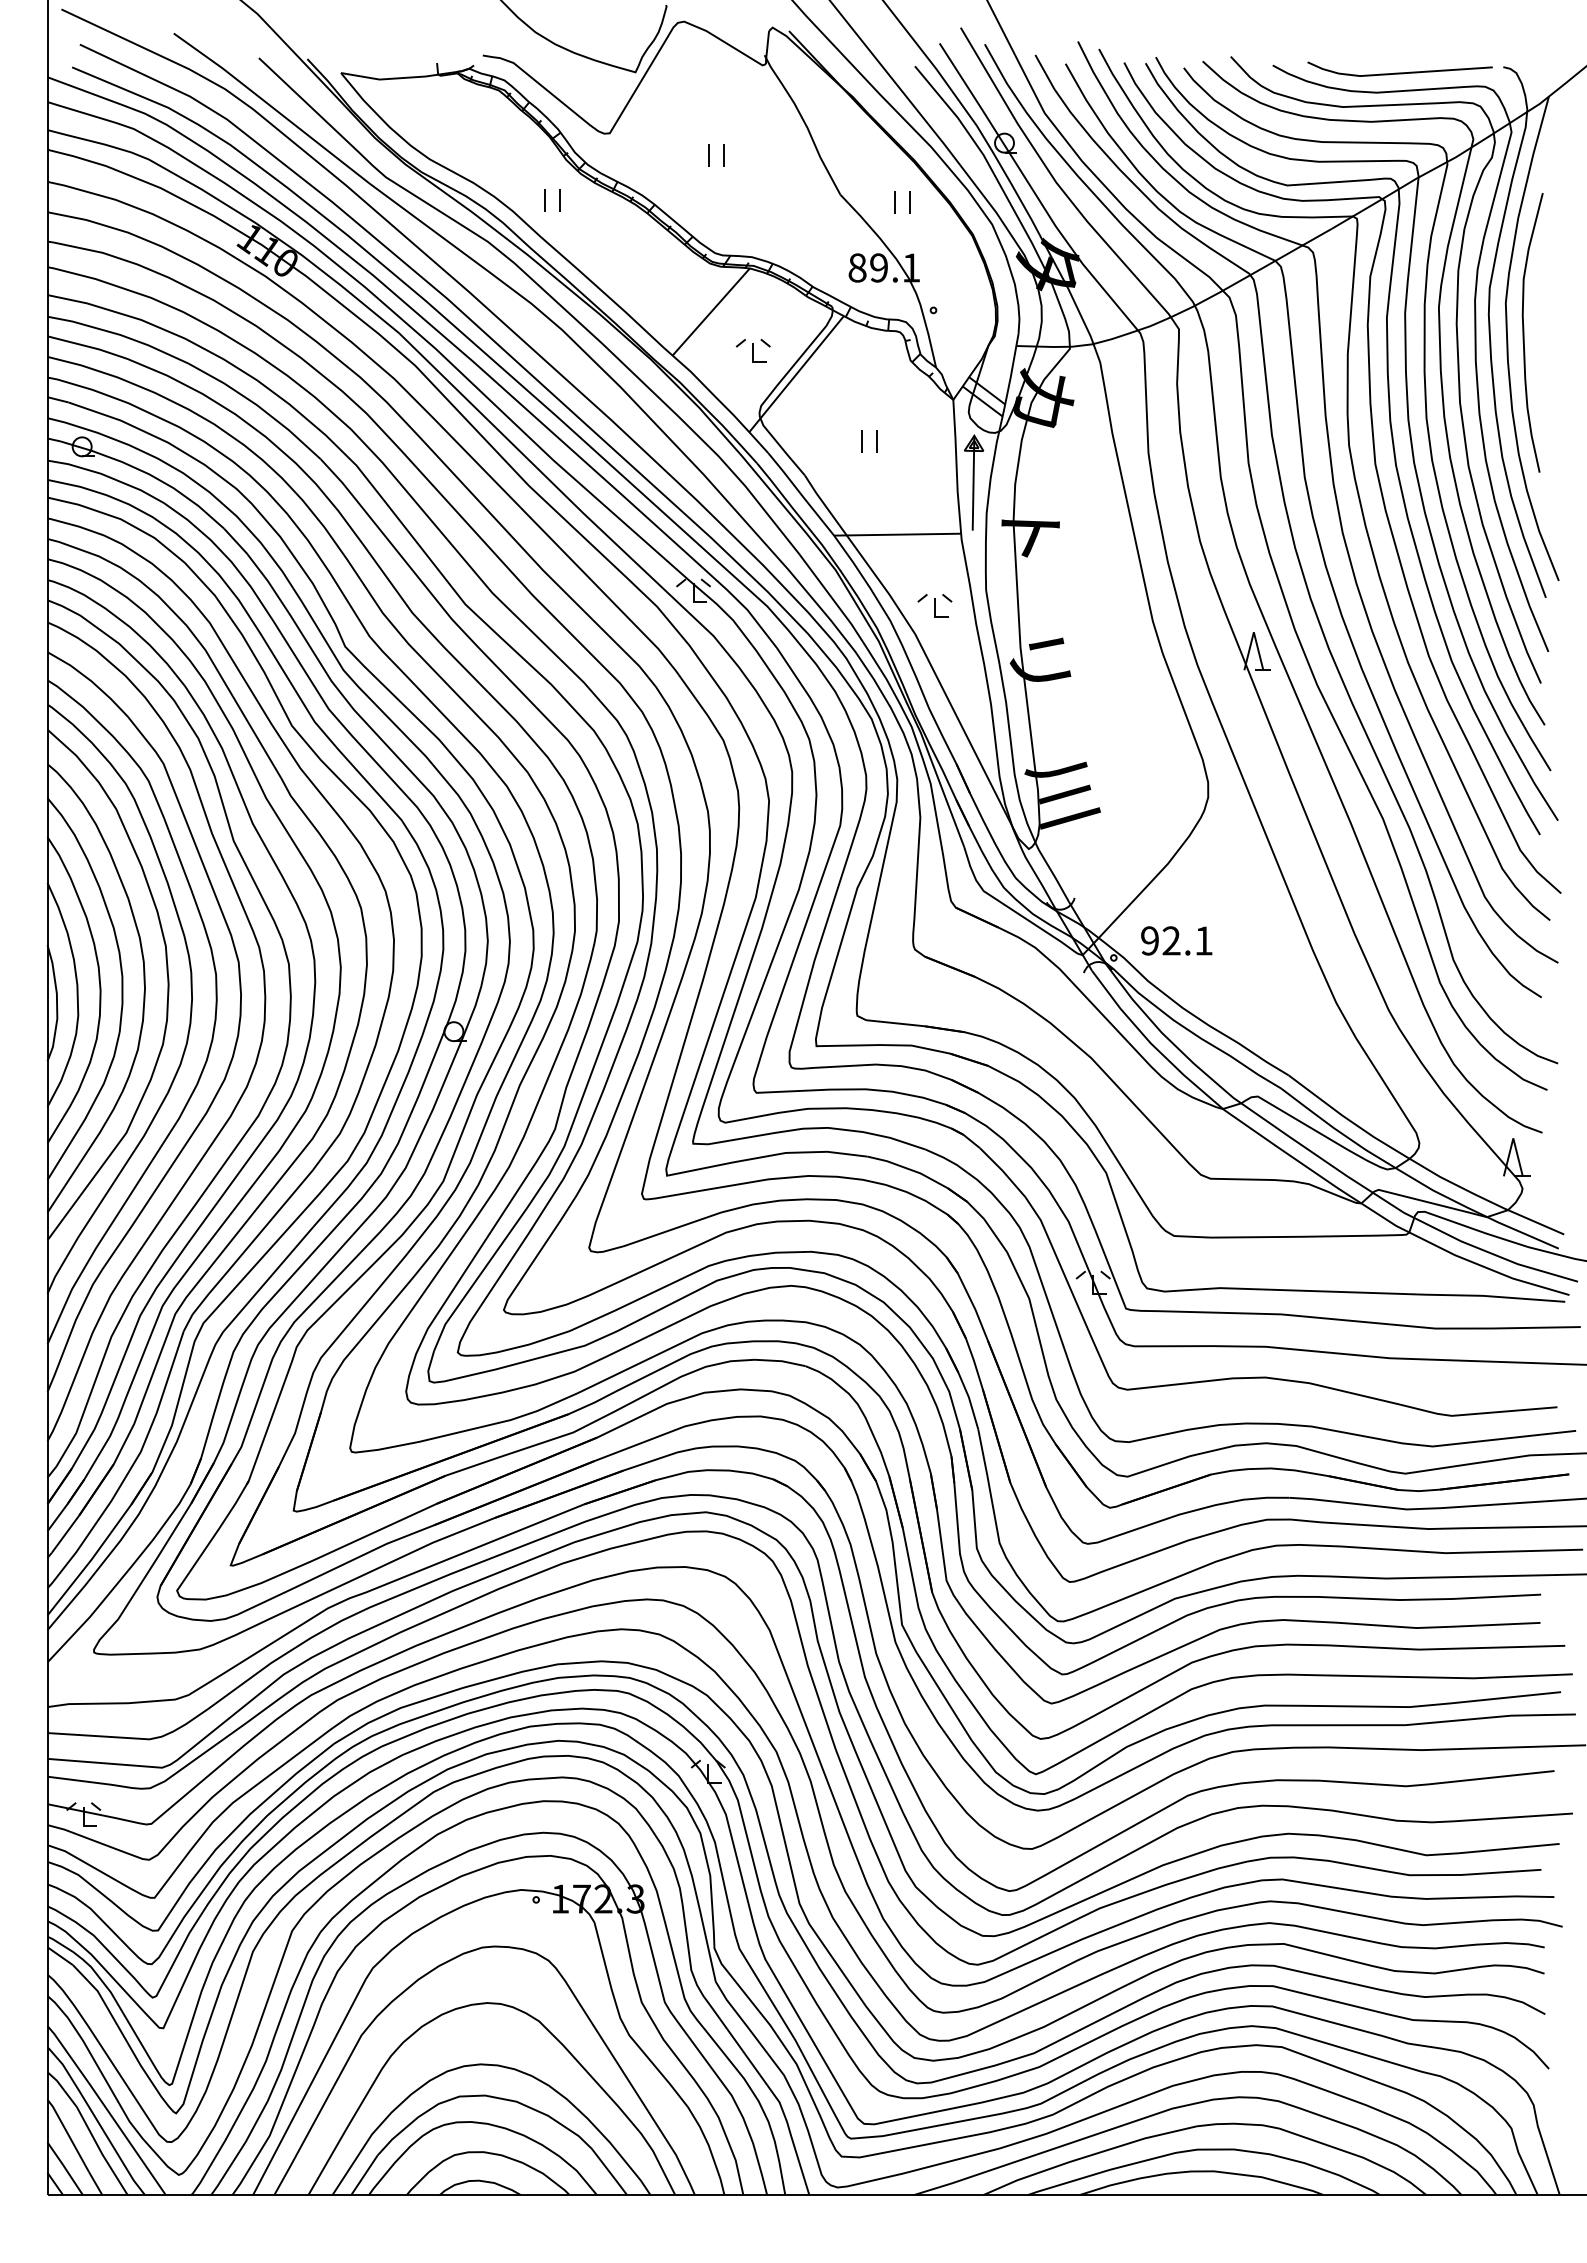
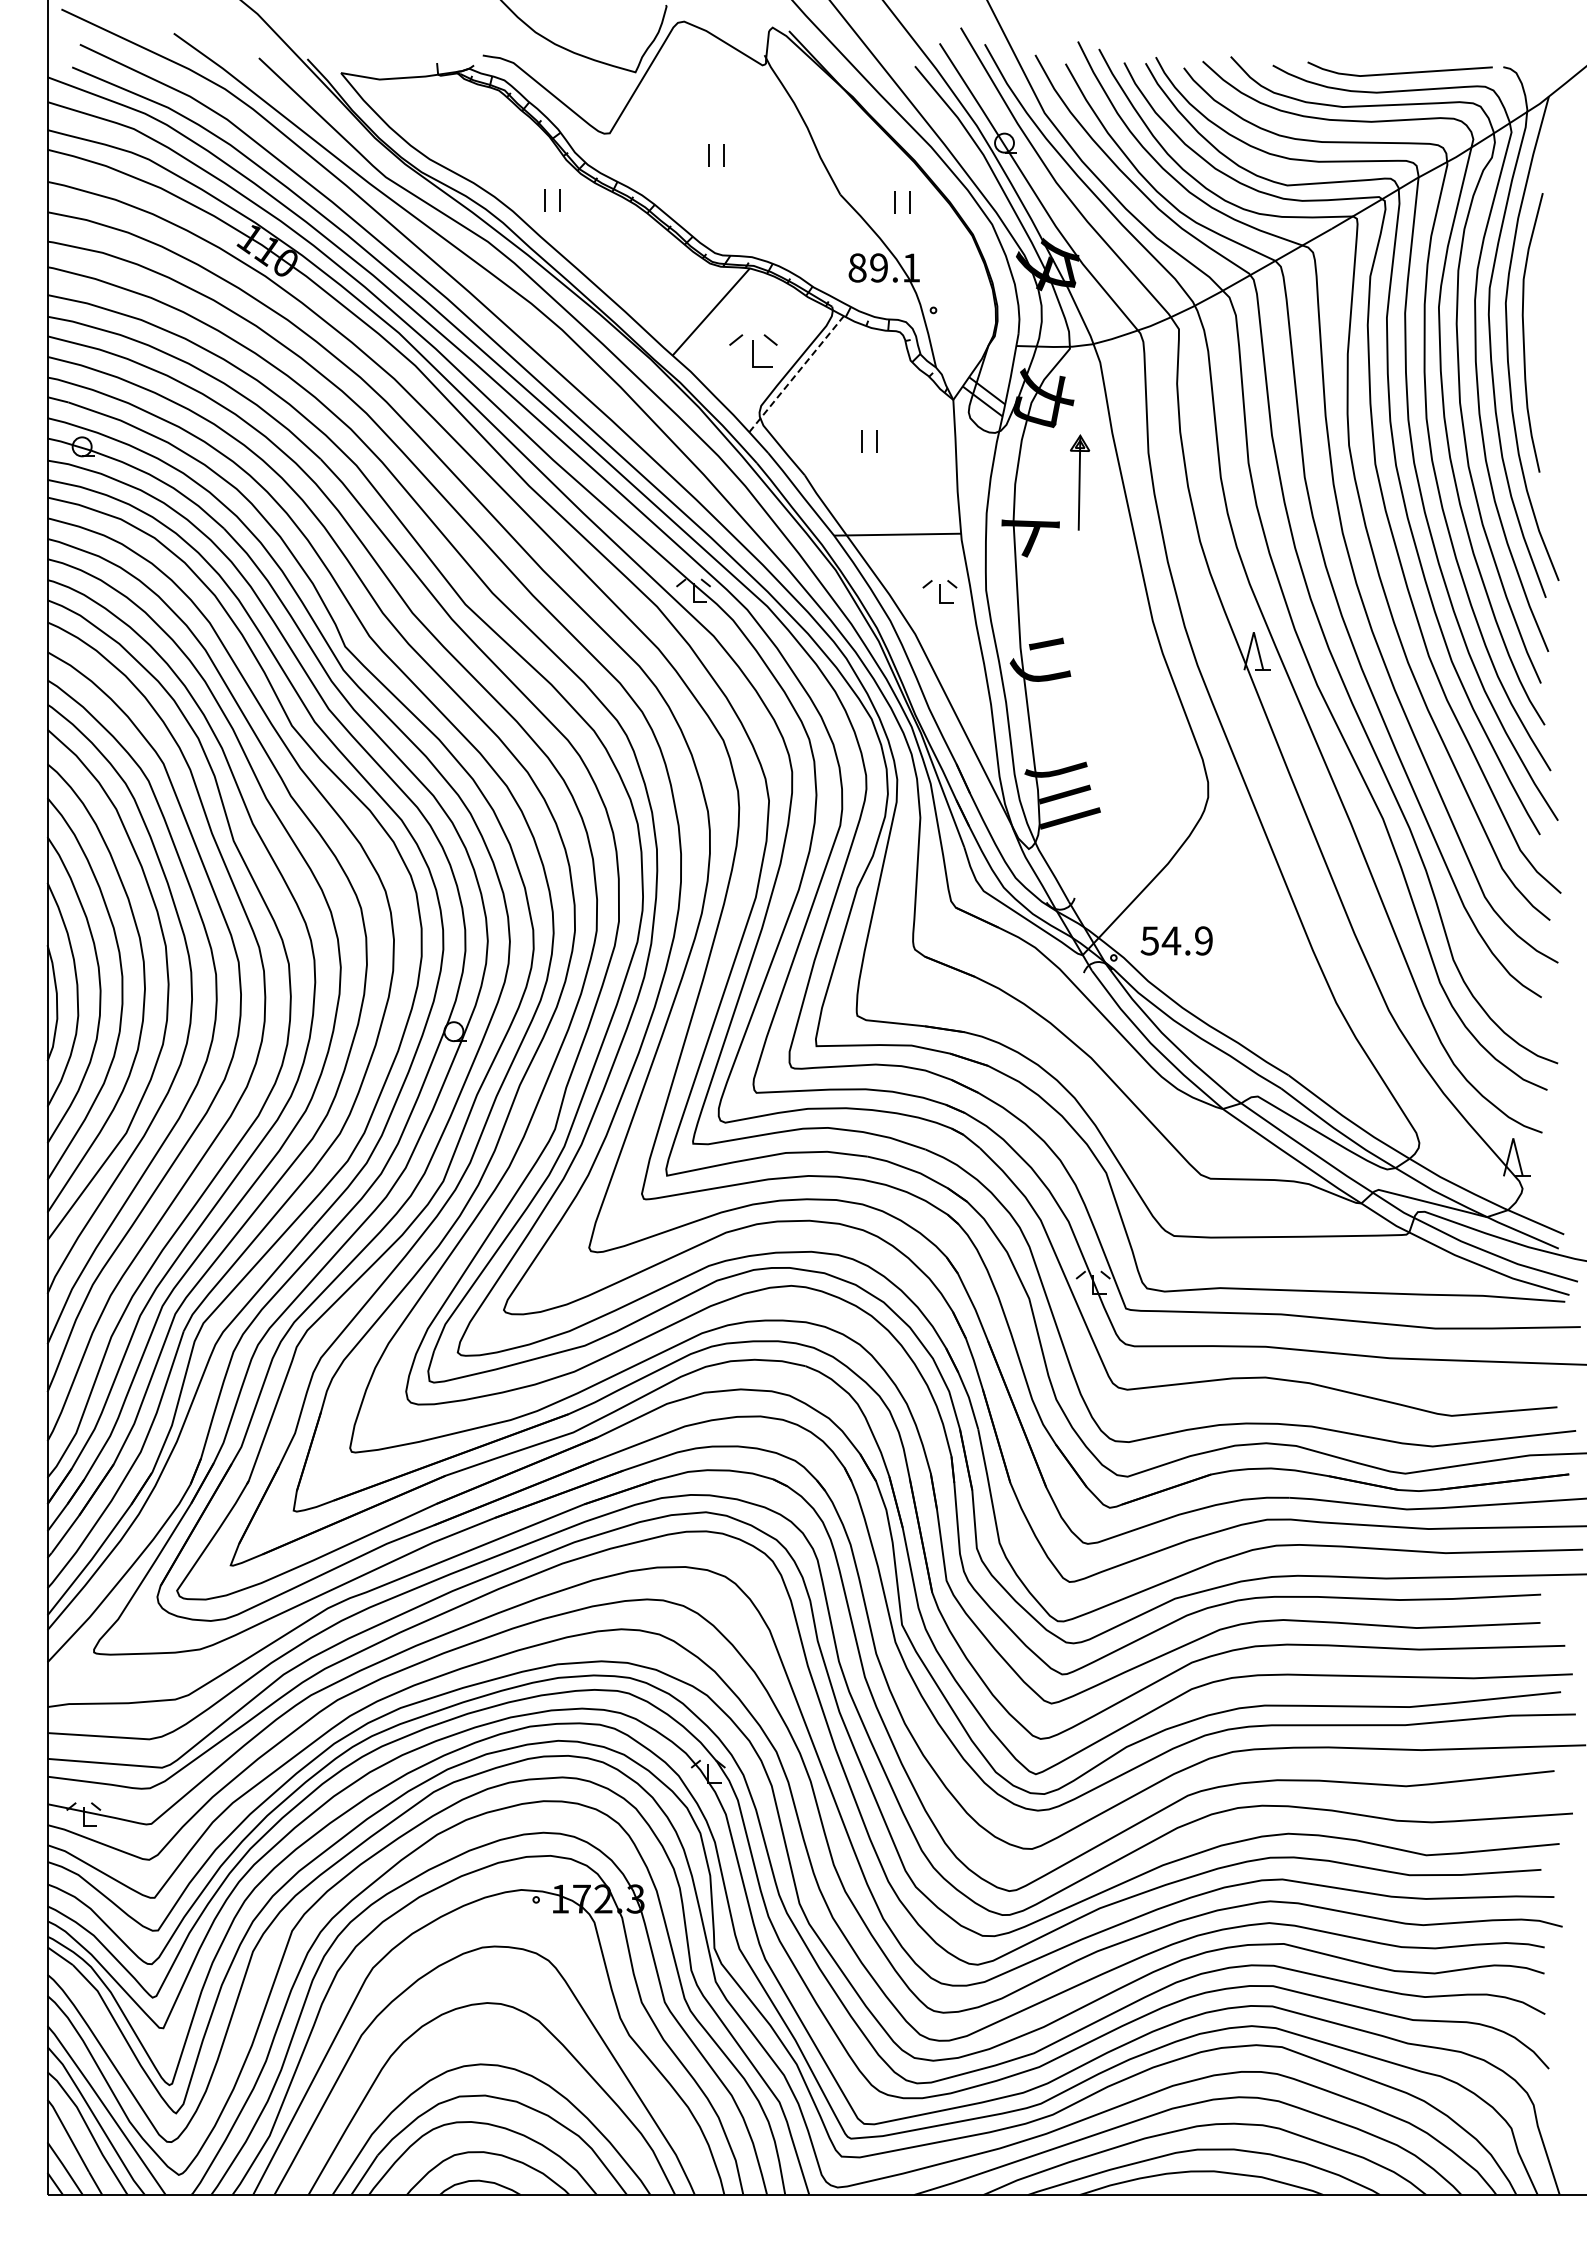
part size: 36x24 px -> 49x34 px (753, 350)
line: solid -> dashed (796, 374)
part position: (974, 482) -> (1080, 482) (1080, 482)
part position: (934, 605) -> (939, 591) (939, 591)
text: 92.1 -> 54.9 (1176, 940)
